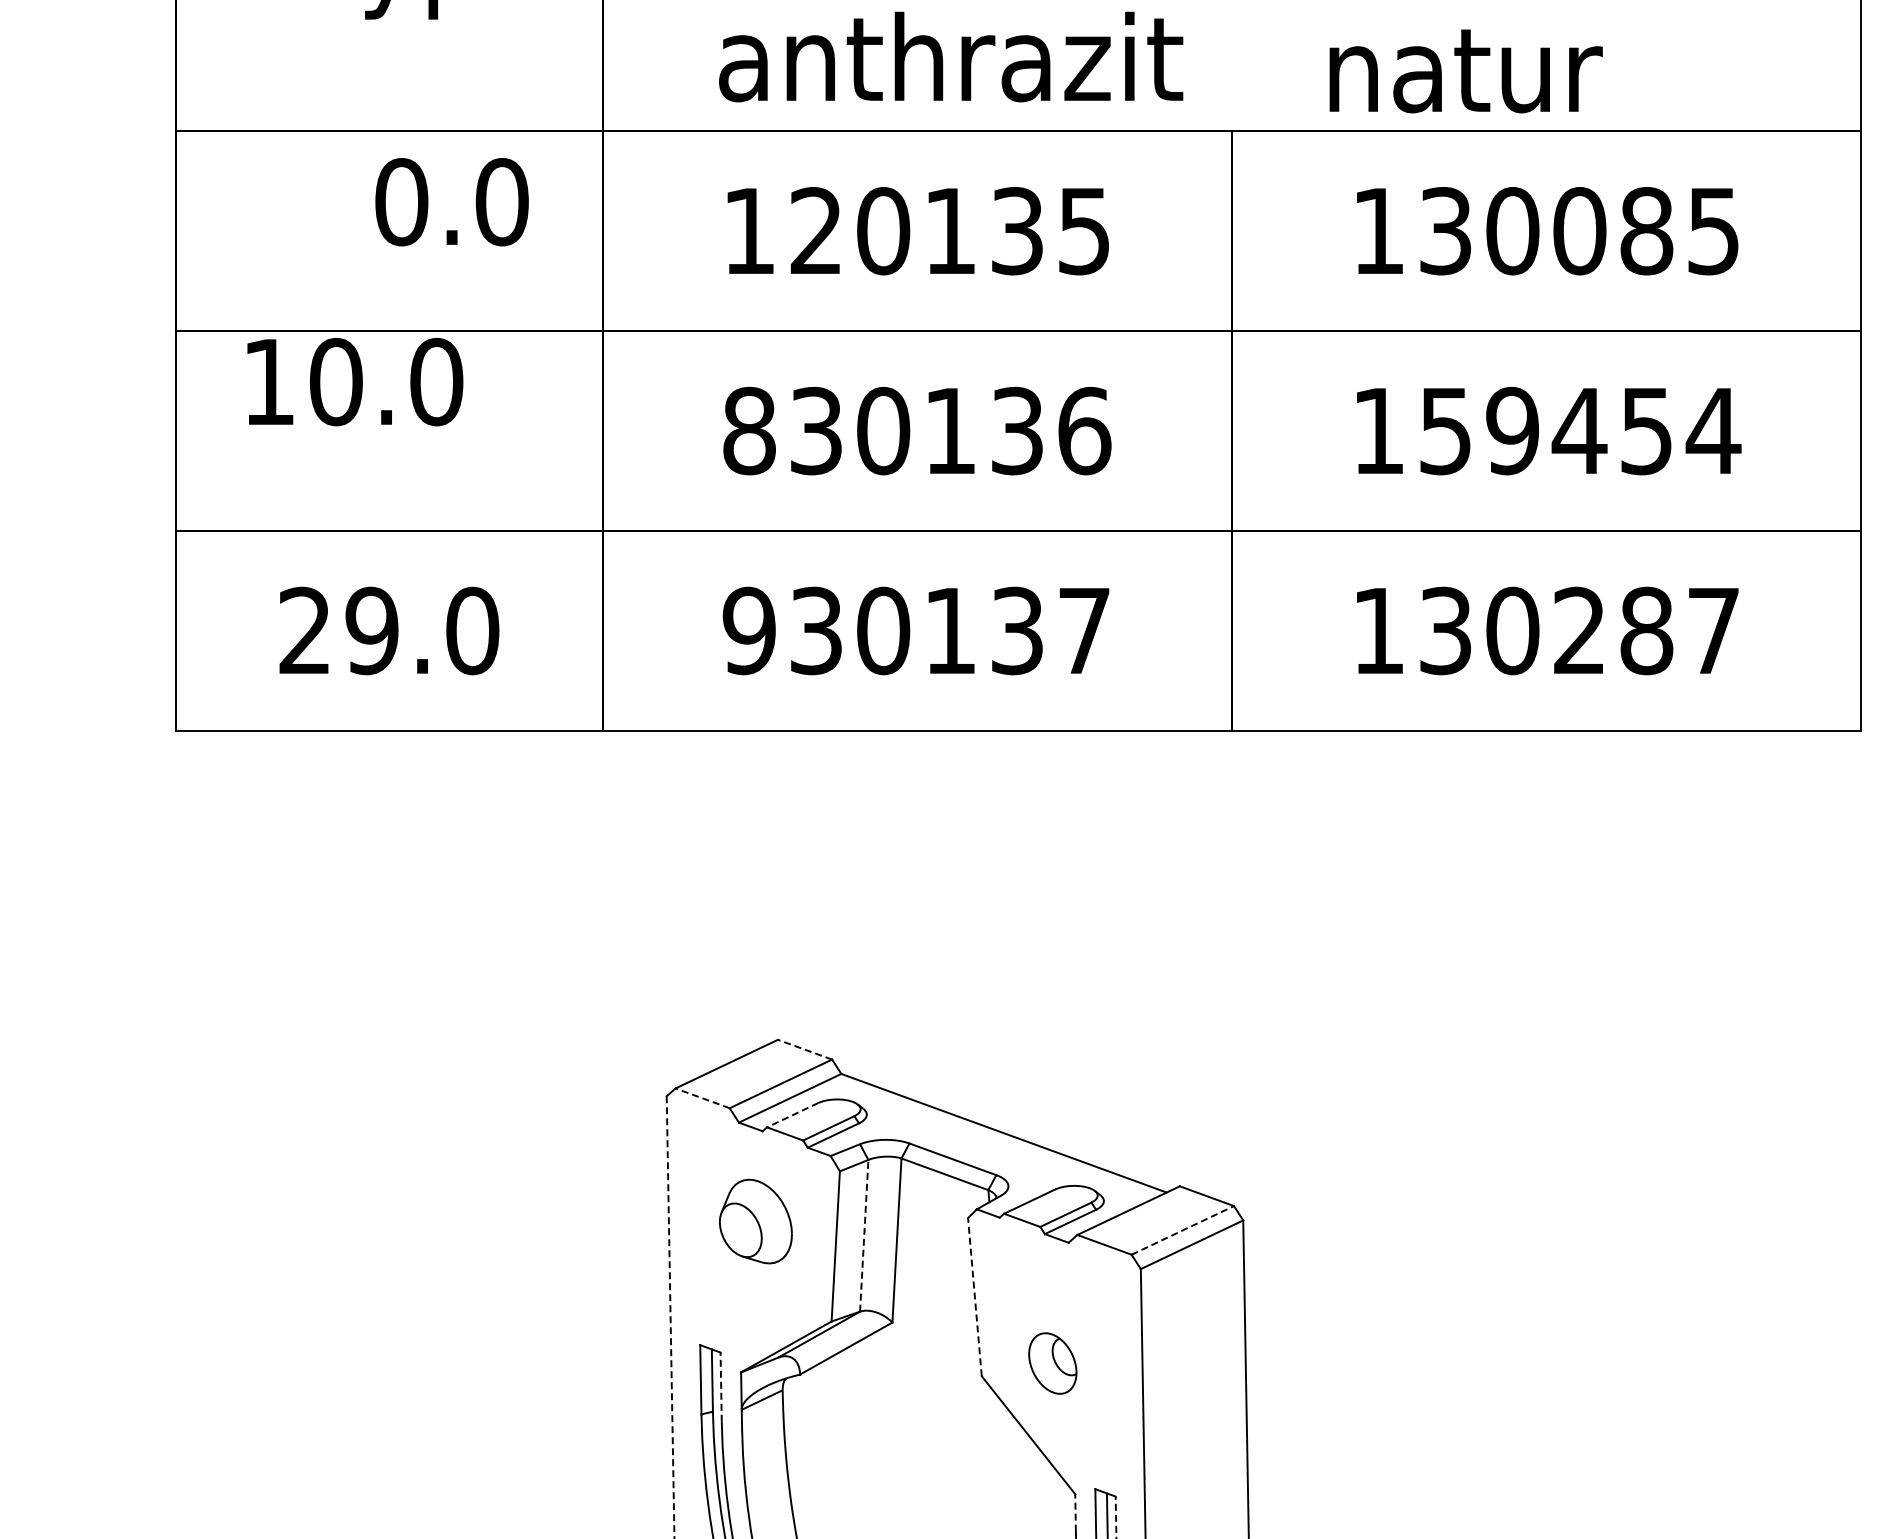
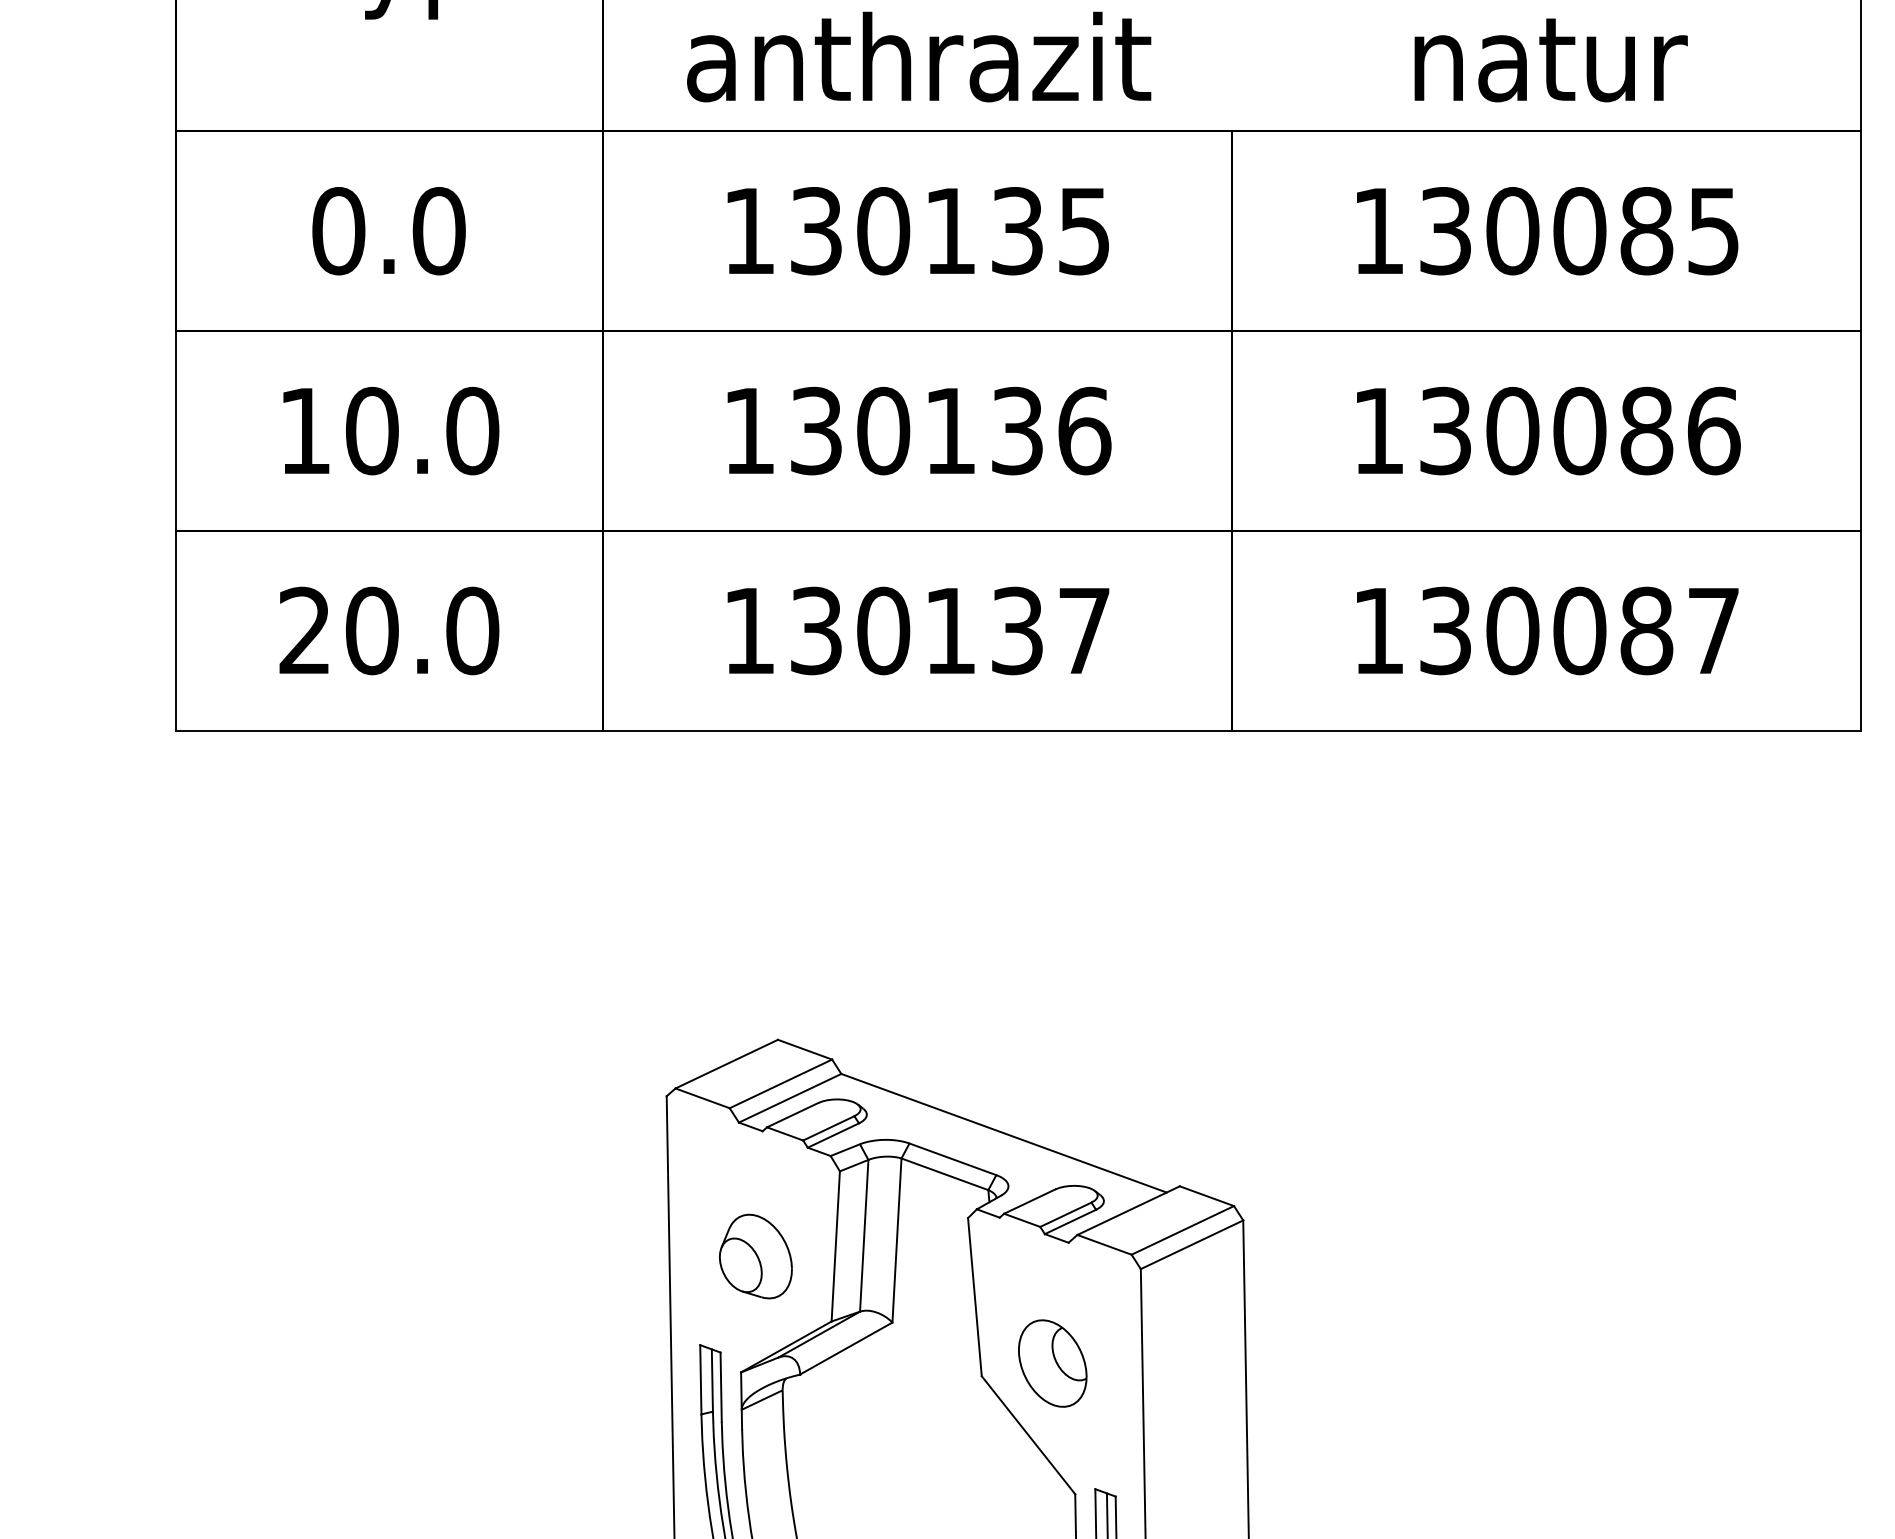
text position: (951, 56) -> (919, 56) (919, 56)
text position: (1465, 71) -> (1550, 60) (1550, 60)
text position: (451, 202) -> (388, 231) (388, 231)
text: 120135 -> 130135 (815, 231)
text position: (355, 381) -> (391, 430) (391, 430)
text: 830136 -> 130136 (749, 430)
text: 159454 -> 130086 (1580, 430)
text: 29.0 -> 20.0 (371, 630)
text: 930137 -> 130137 (748, 630)
text: 130287 -> 130087 (1579, 630)
line: dashed -> solid (805, 1049)
line: dashed -> solid (702, 1098)
line: dashed -> solid (792, 1115)
part position: (755, 1221) -> (755, 1256) (755, 1256)
line: dashed -> solid (1182, 1230)
line: dashed -> solid (864, 1235)
line: dashed -> solid (974, 1296)
line: dashed -> solid (670, 1318)
part size: 50x63 px -> 70x89 px (1052, 1363)
line: dashed -> solid (721, 1387)
line: dashed -> solid (1075, 1512)
line: dashed -> solid (1116, 1517)
